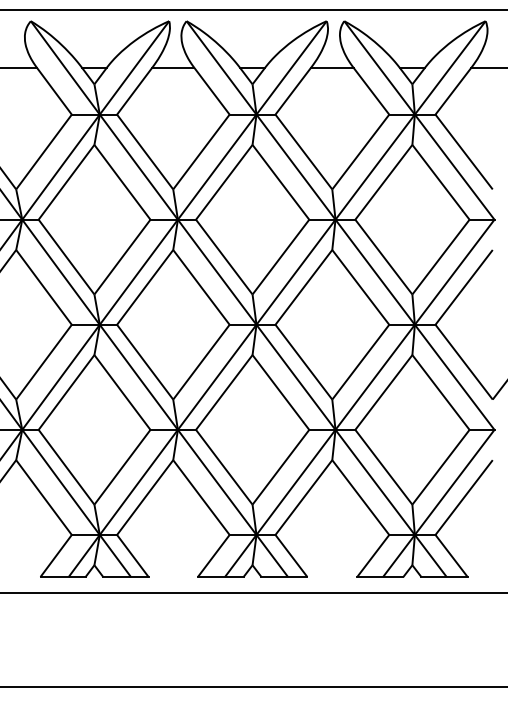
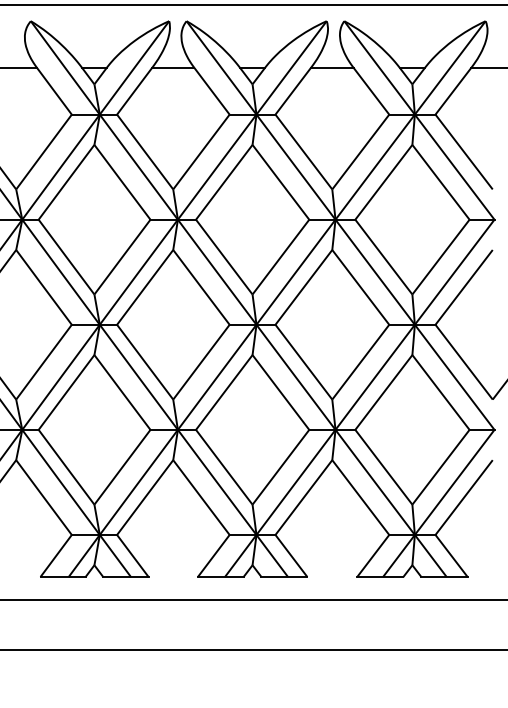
line position: (253, 9) -> (253, 4) (253, 4)
line position: (253, 593) -> (253, 600) (253, 600)
line position: (253, 686) -> (253, 649) (253, 649)
